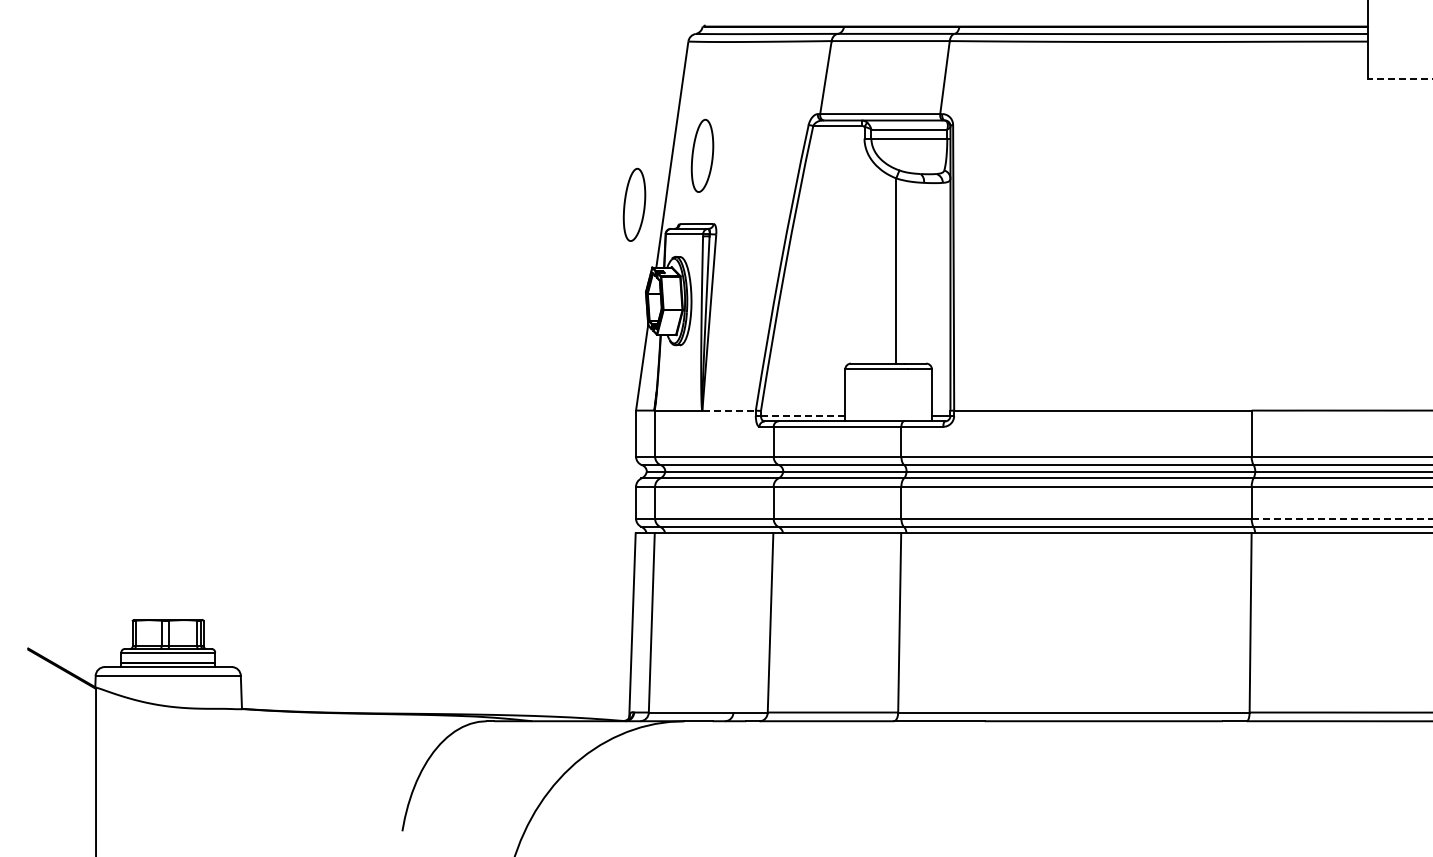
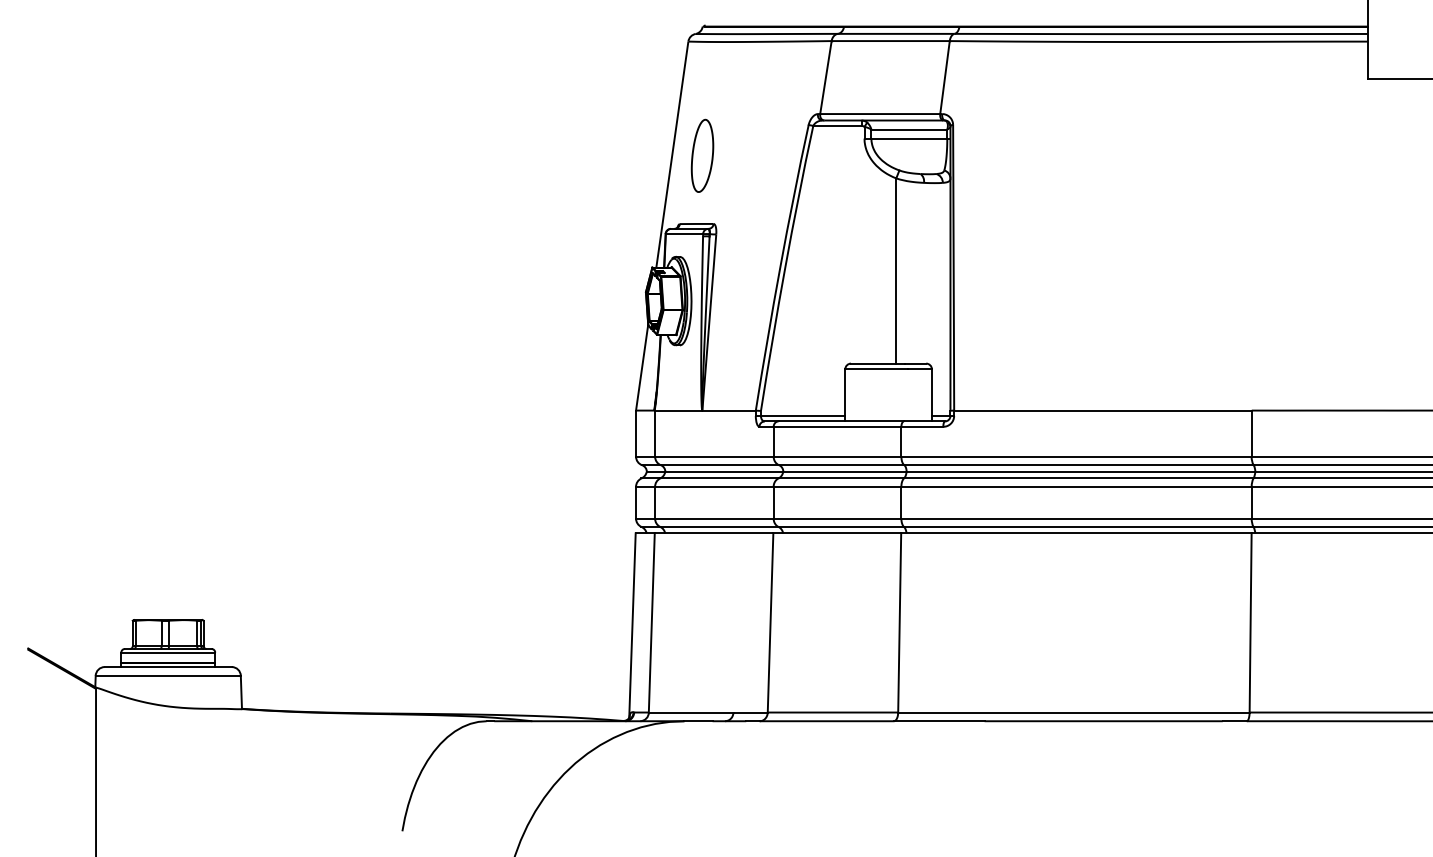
line: dashed -> solid (1399, 78)
part: present -> none (634, 204)
line: dashed -> solid (729, 410)
line: dashed -> solid (803, 416)
line: dashed -> solid (1342, 518)
